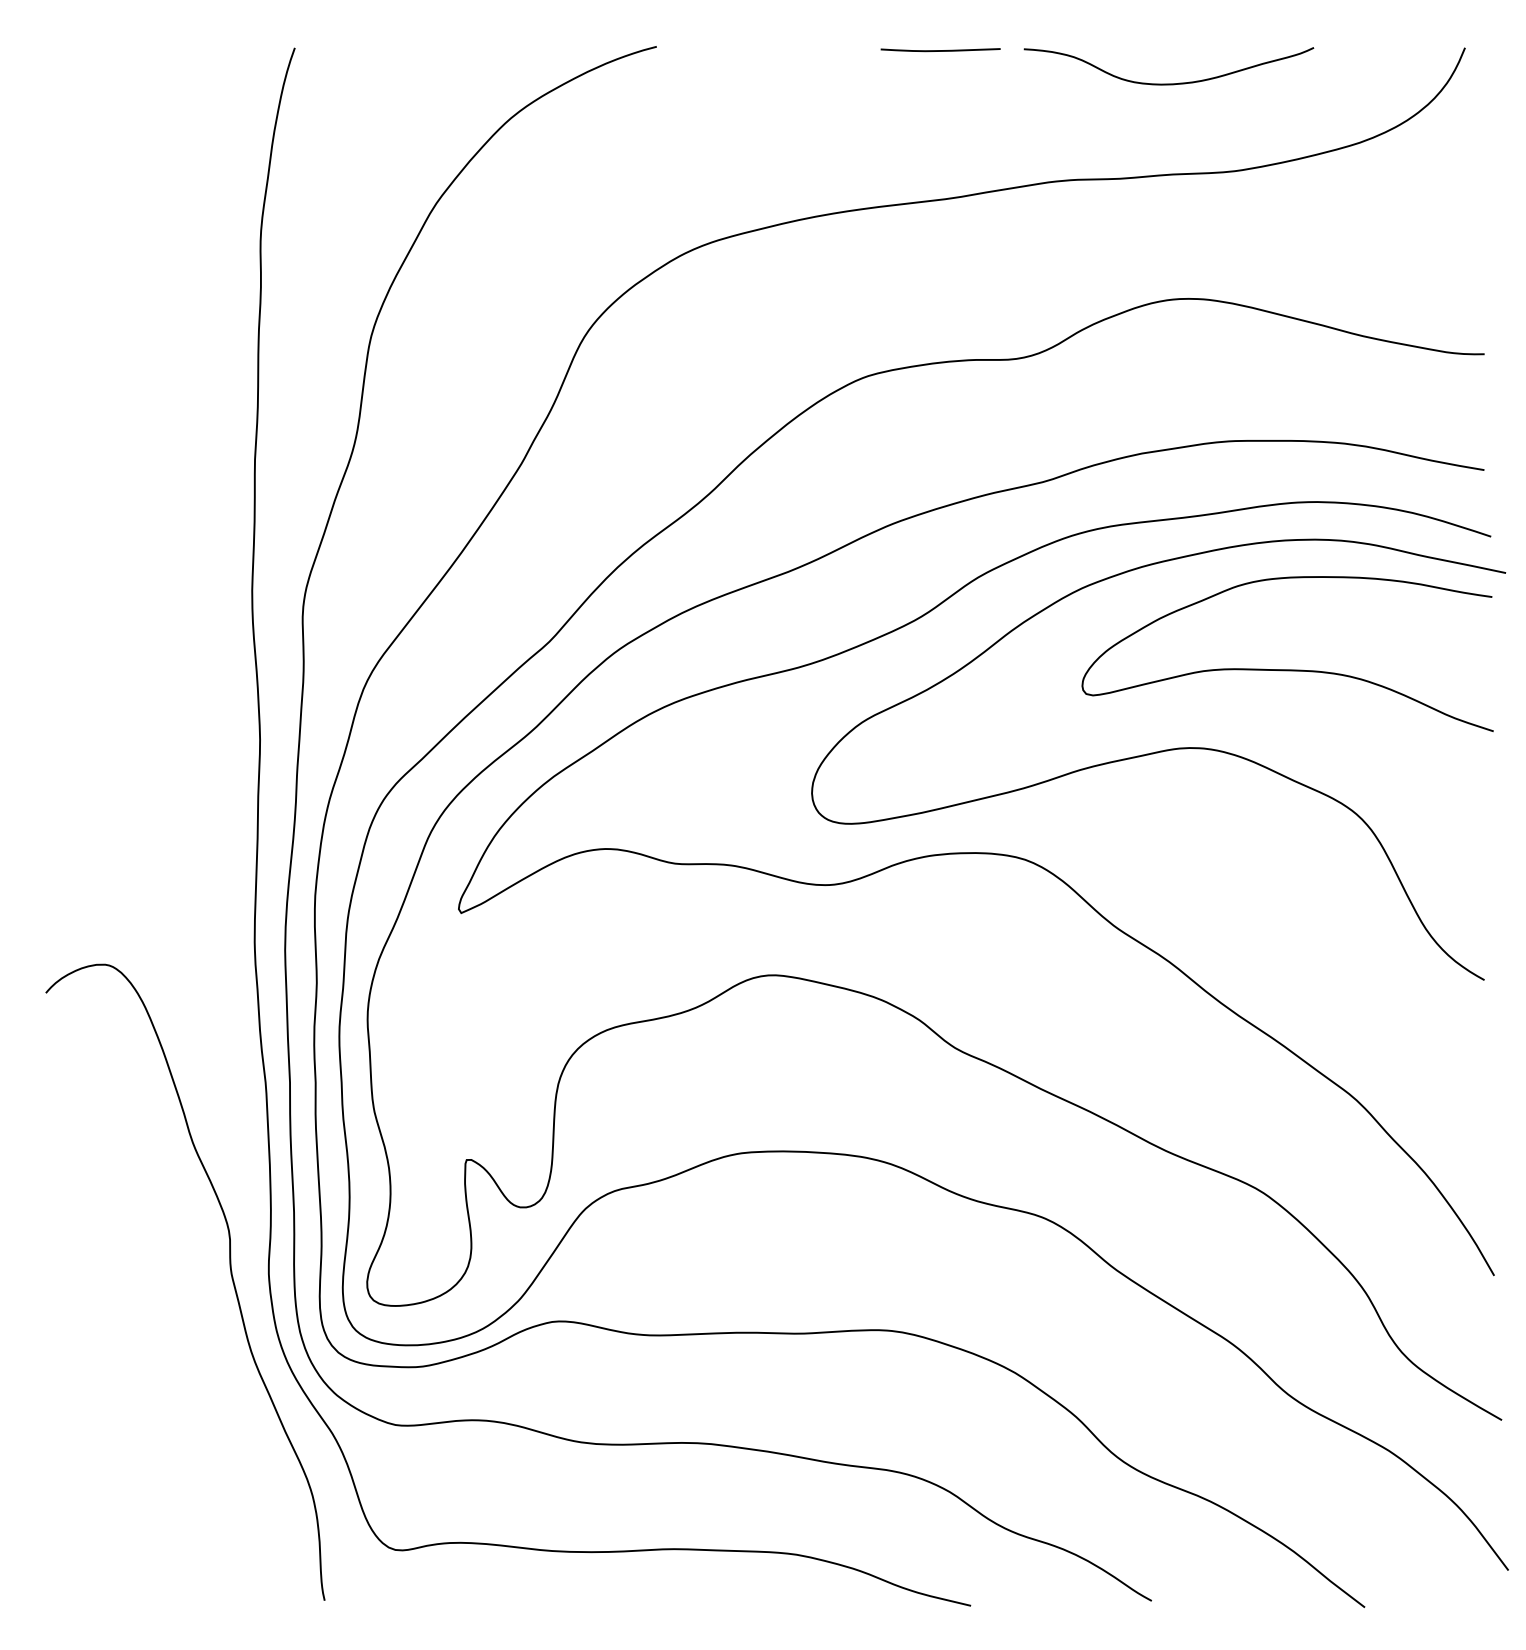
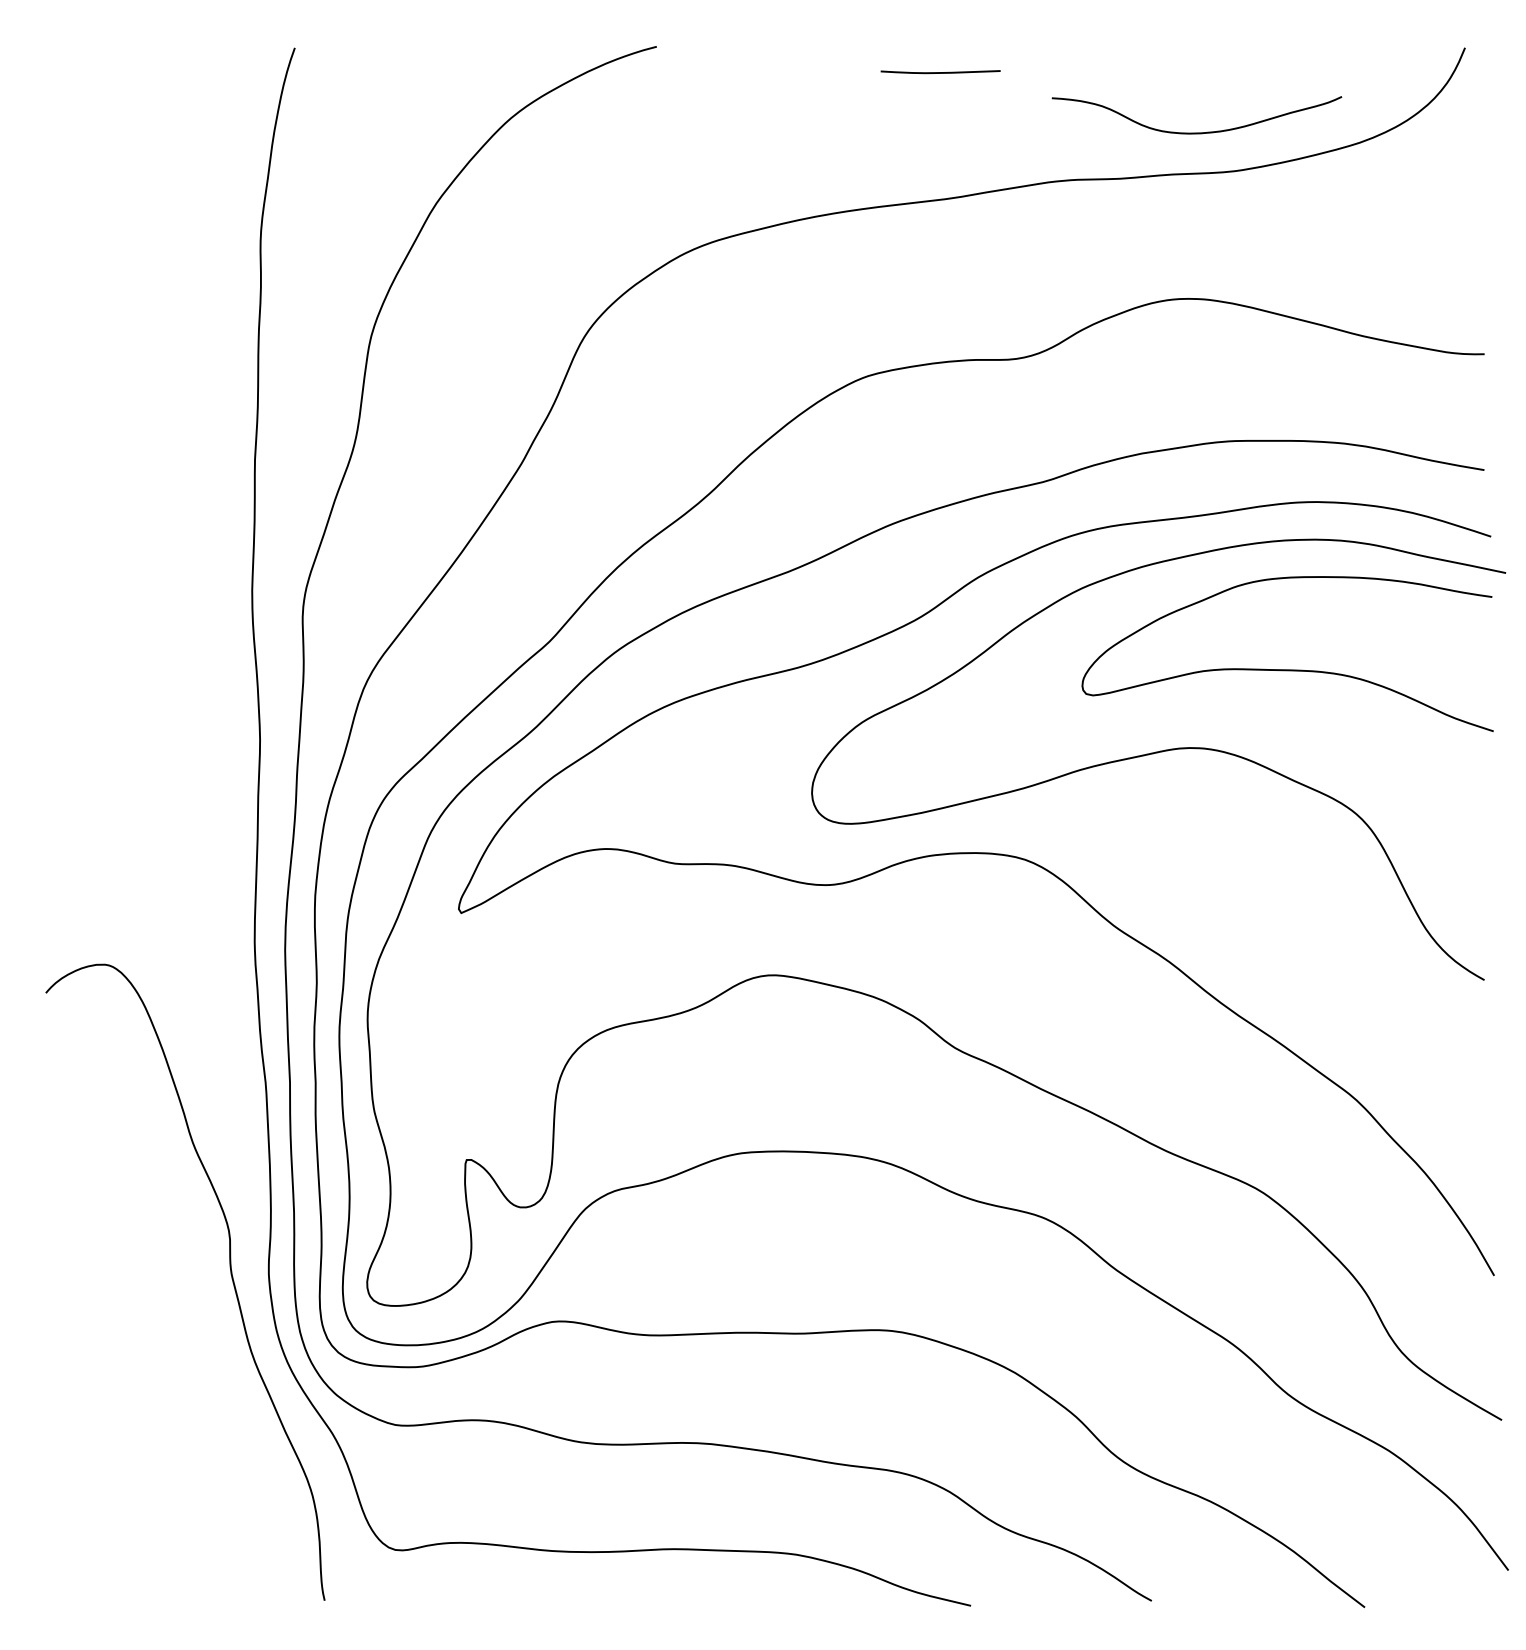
curve position: (940, 50) -> (940, 72) (940, 72)
curve position: (1168, 83) -> (1196, 132) (1196, 132)
